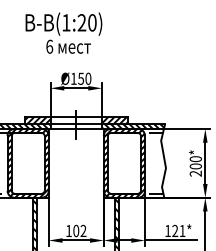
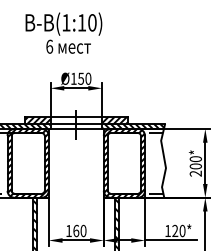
text: B-B(1:20) -> B-B(1:10) (81, 22)
text: 102 -> 160 (79, 230)
text: 121* -> 120* (182, 230)
